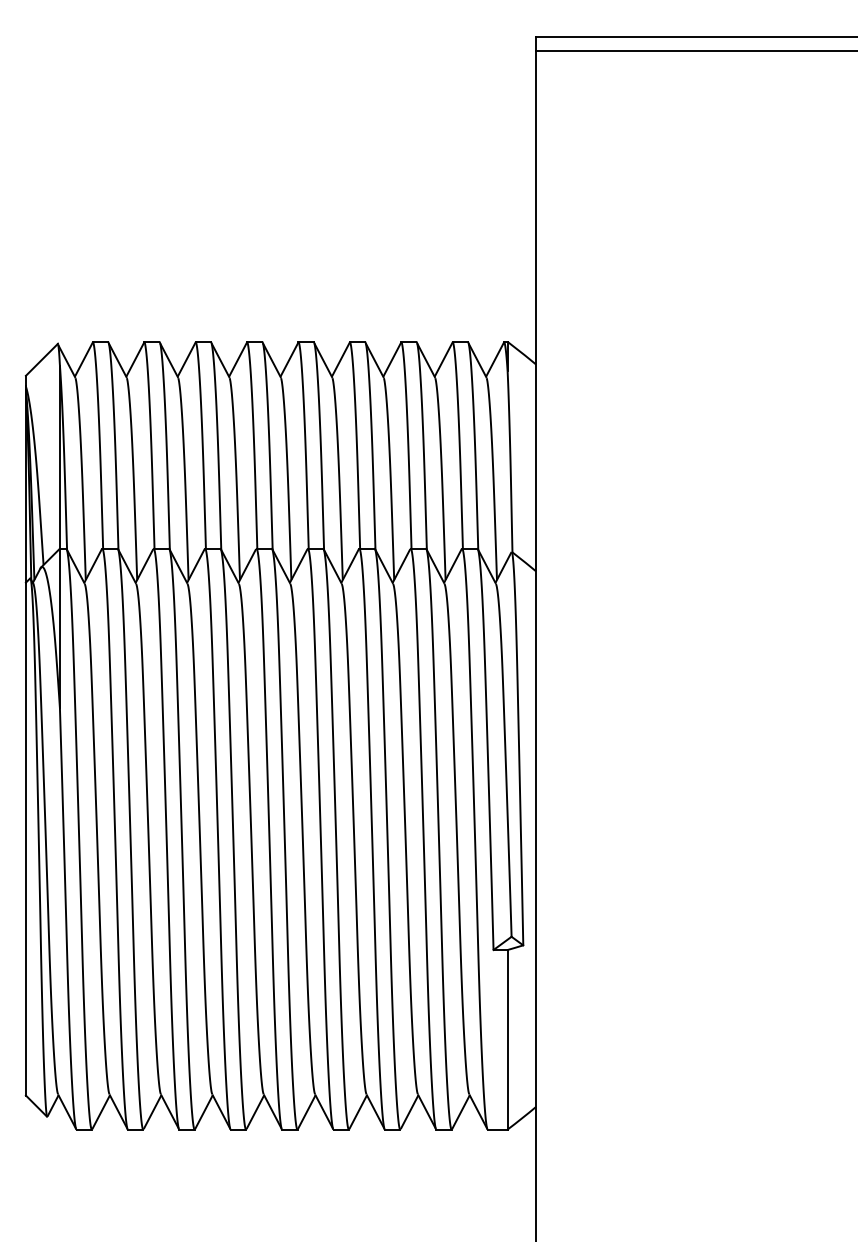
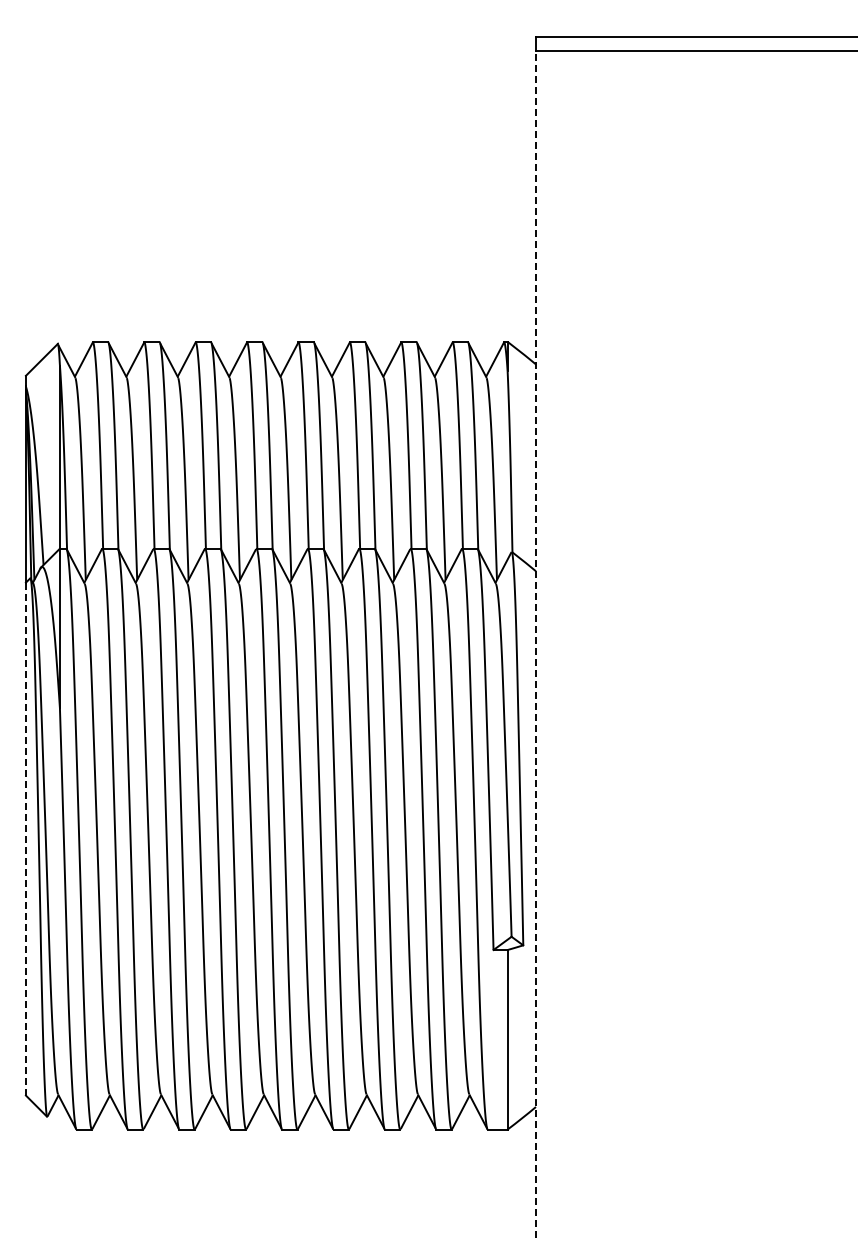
line: solid -> dashed (535, 646)
line: solid -> dashed (25, 839)
